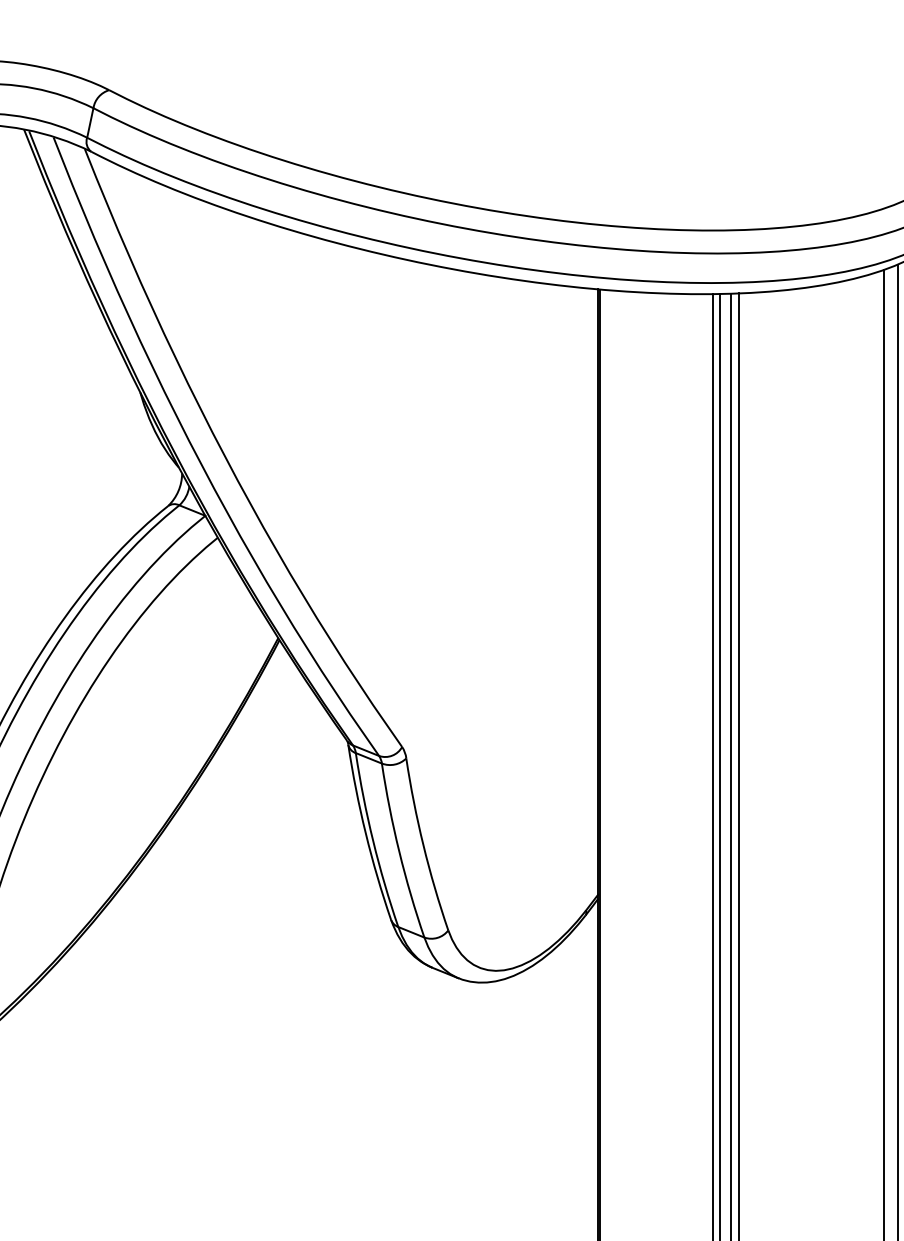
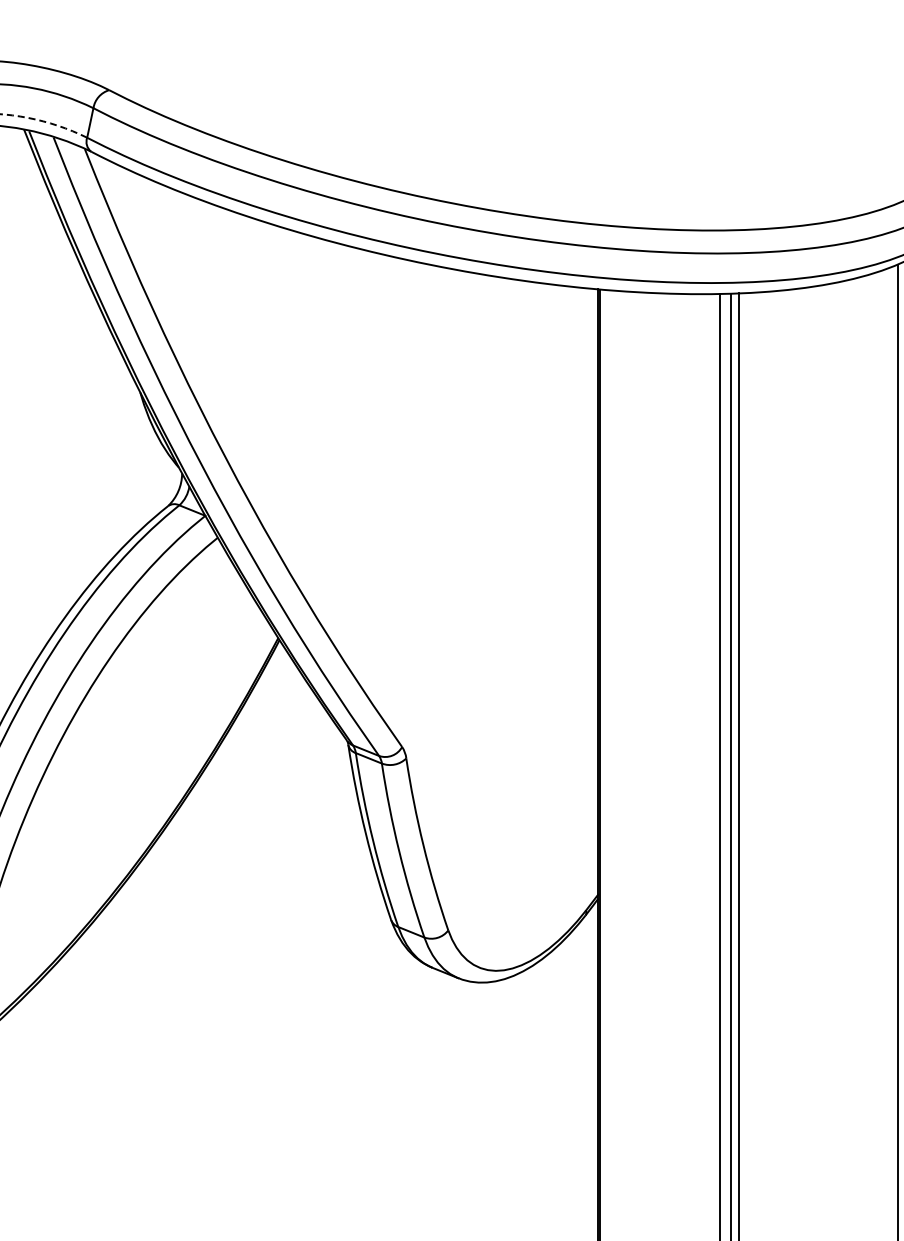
arc: solid -> dashed (44, 121)
line: present -> none (883, 753)
line: present -> none (713, 765)
